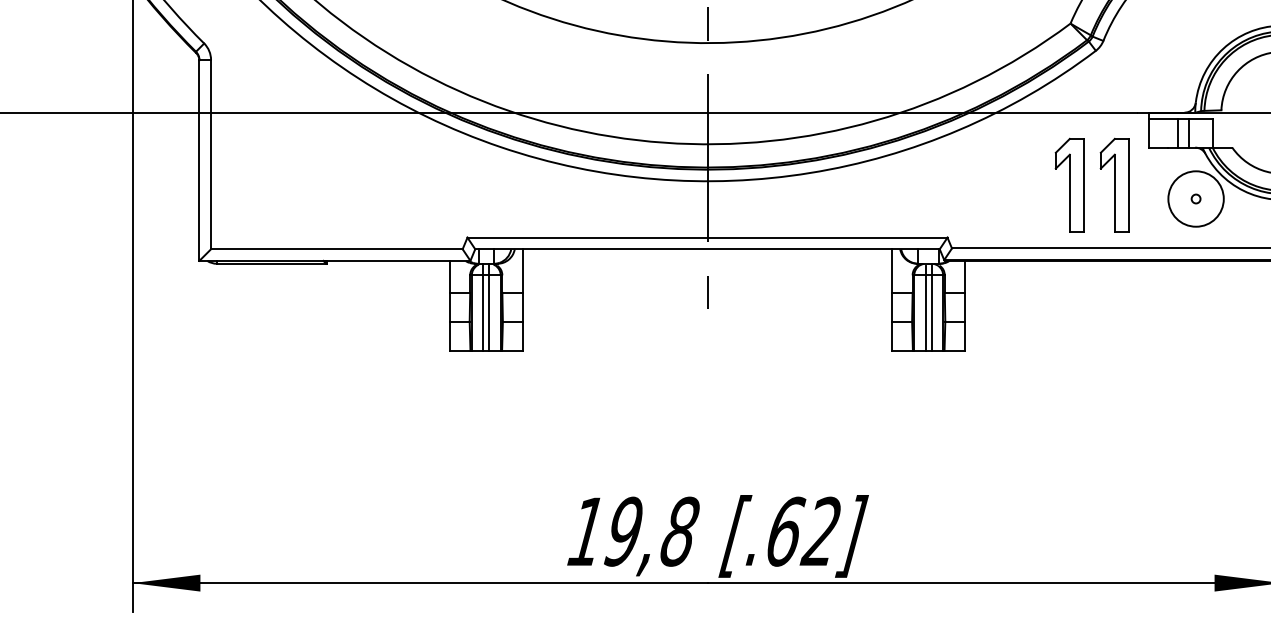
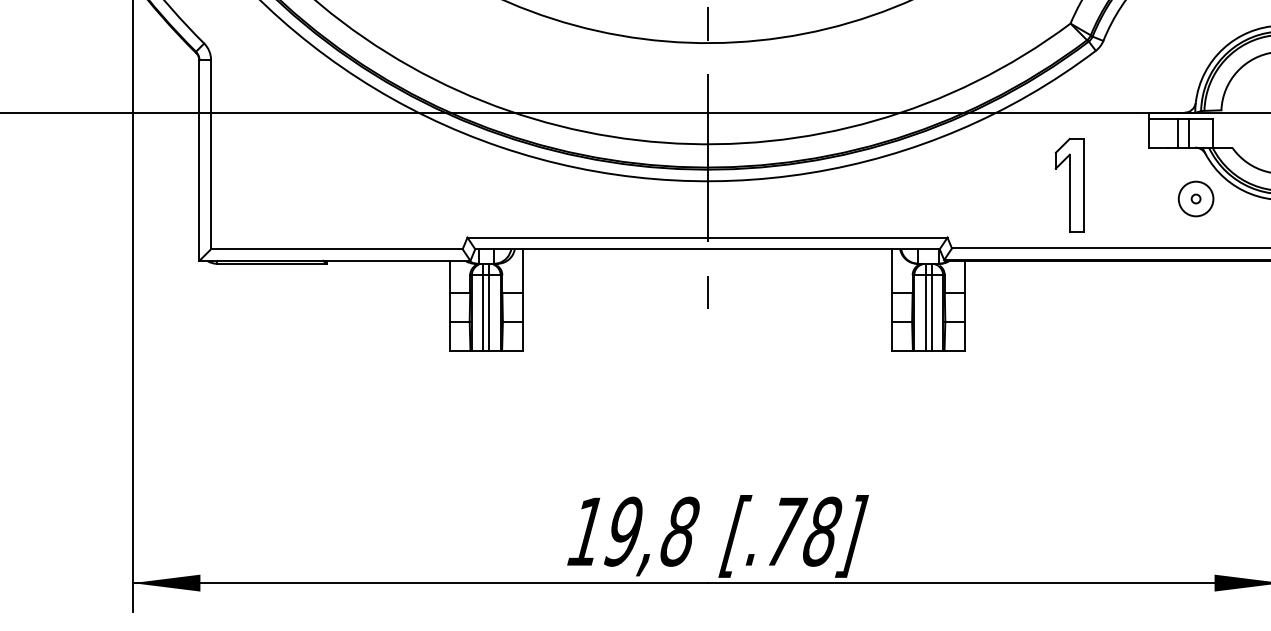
part: present -> none (1114, 184)
circle diameter: 55 px -> 35 px (1195, 198)
text: [.62] -> [.78] (804, 531)
